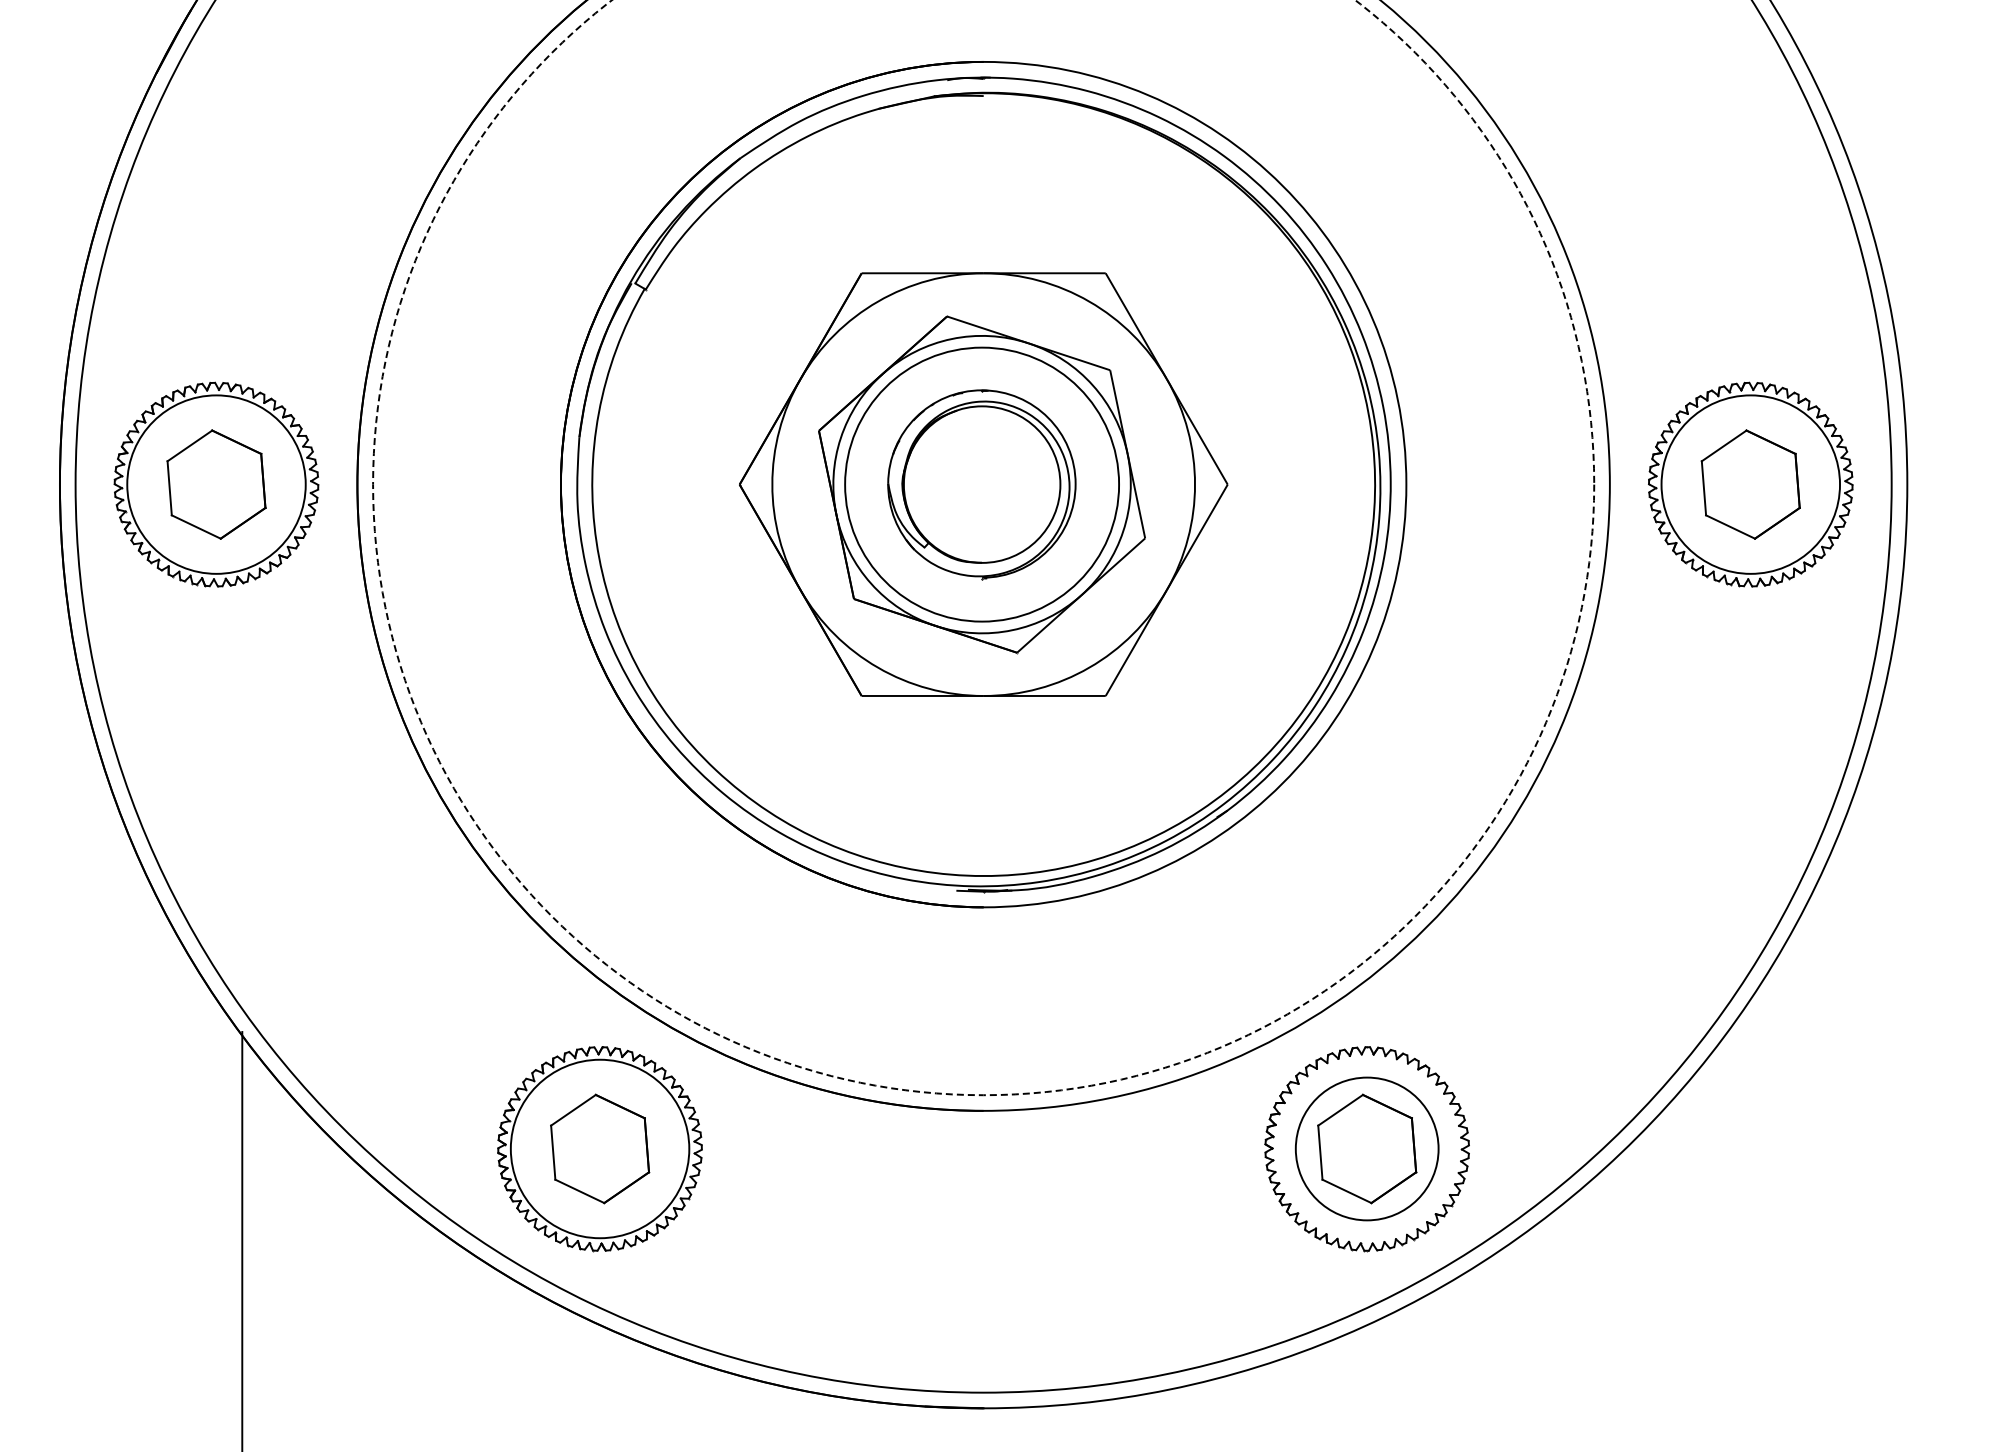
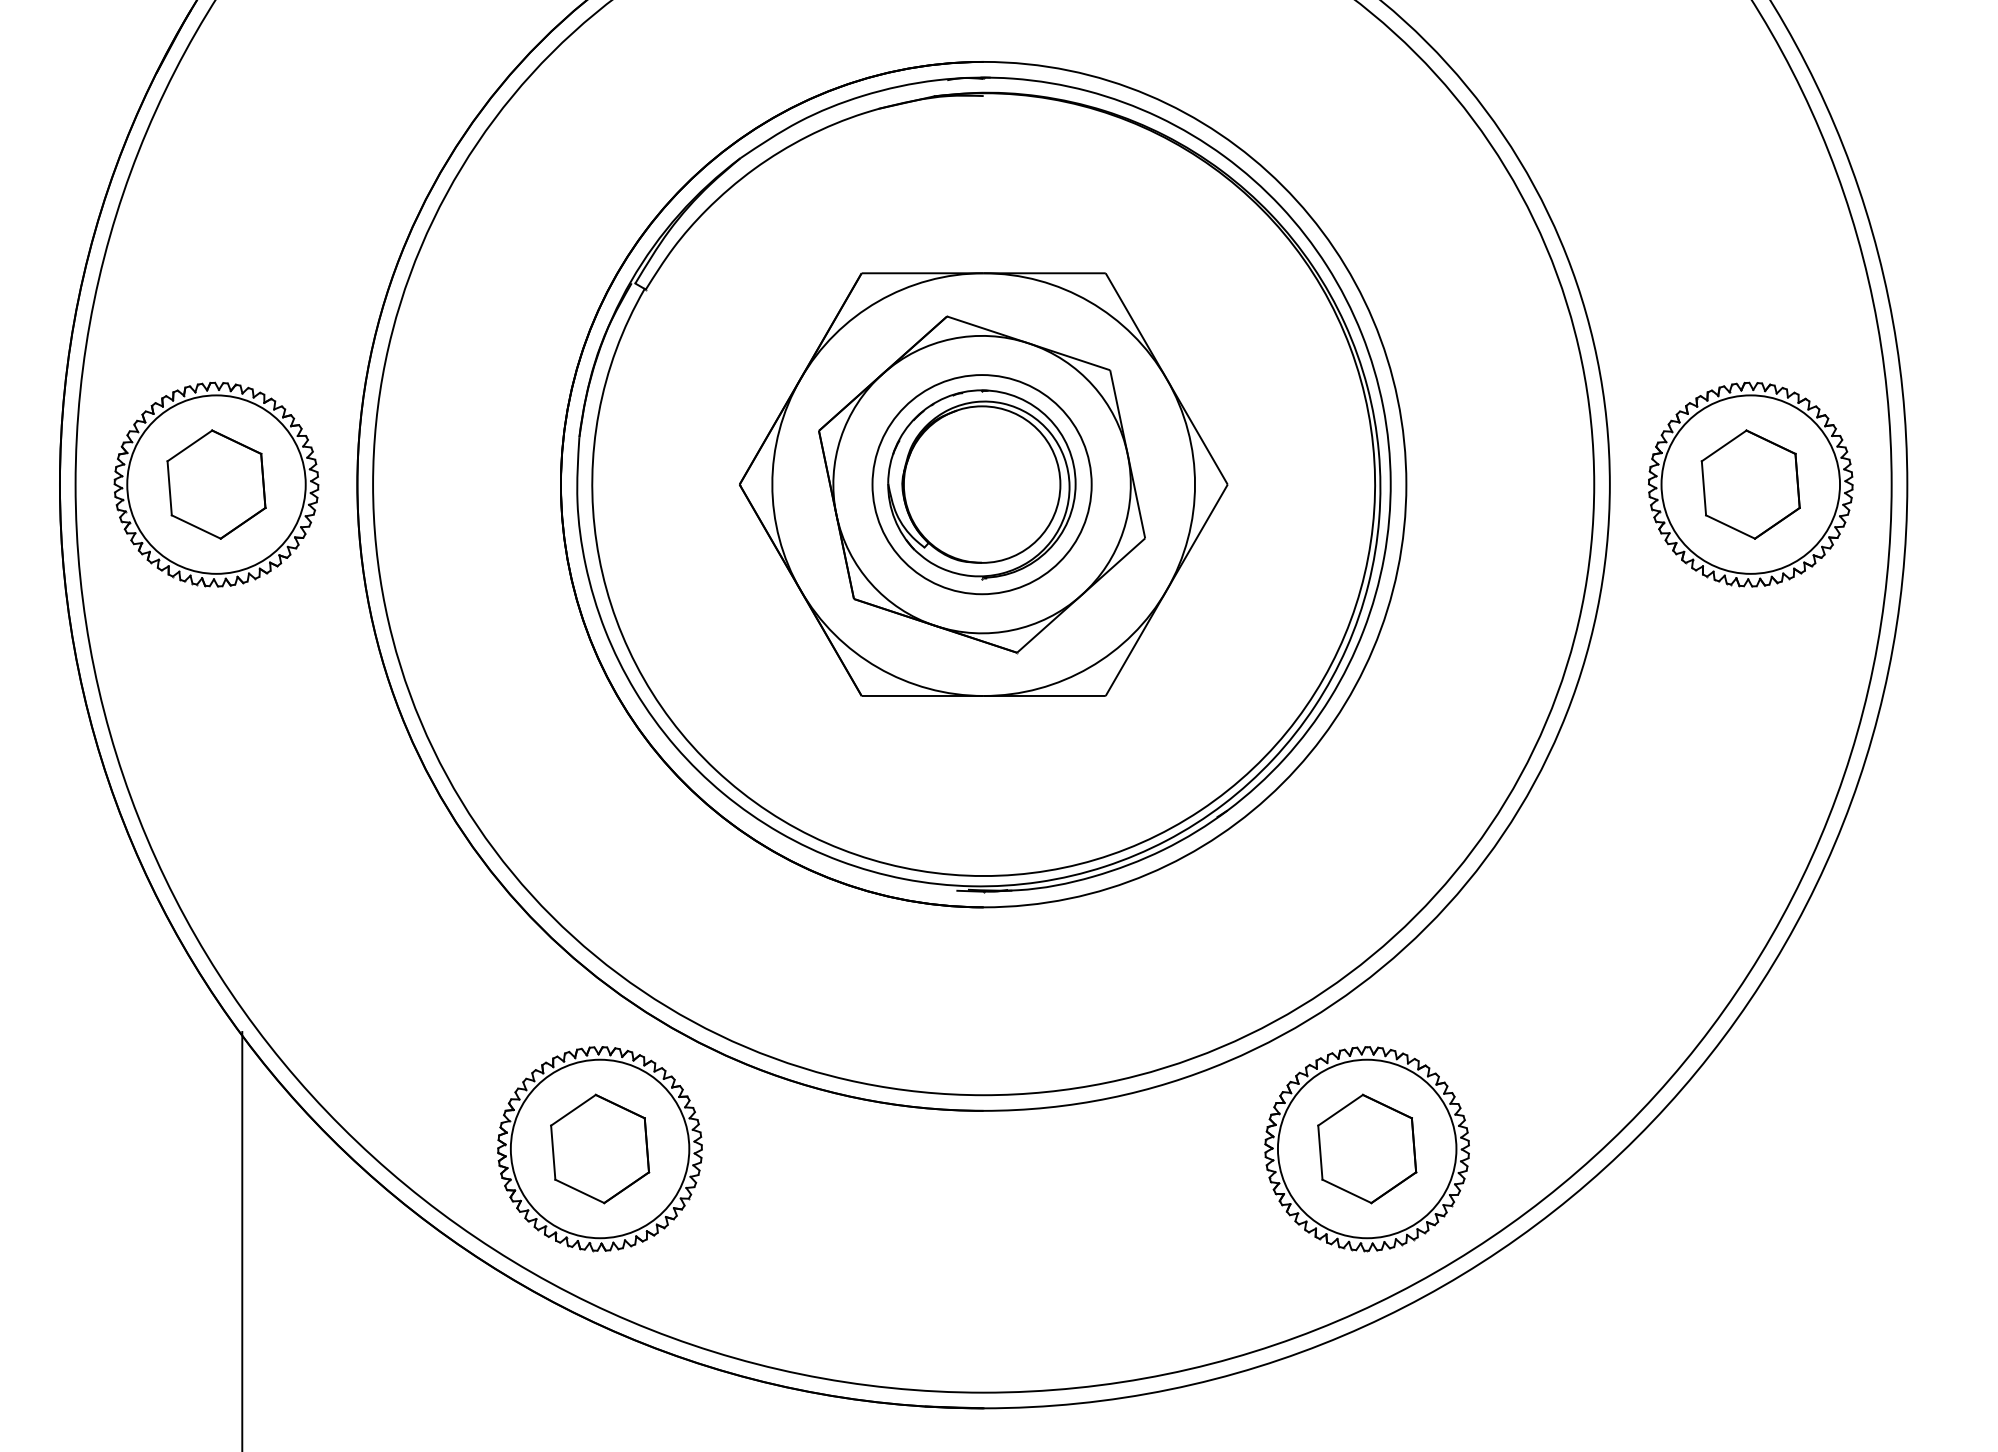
circle diameter: 274 px -> 219 px (981, 484)
circle: dashed -> solid (983, 547)
circle diameter: 143 px -> 178 px (1366, 1148)
